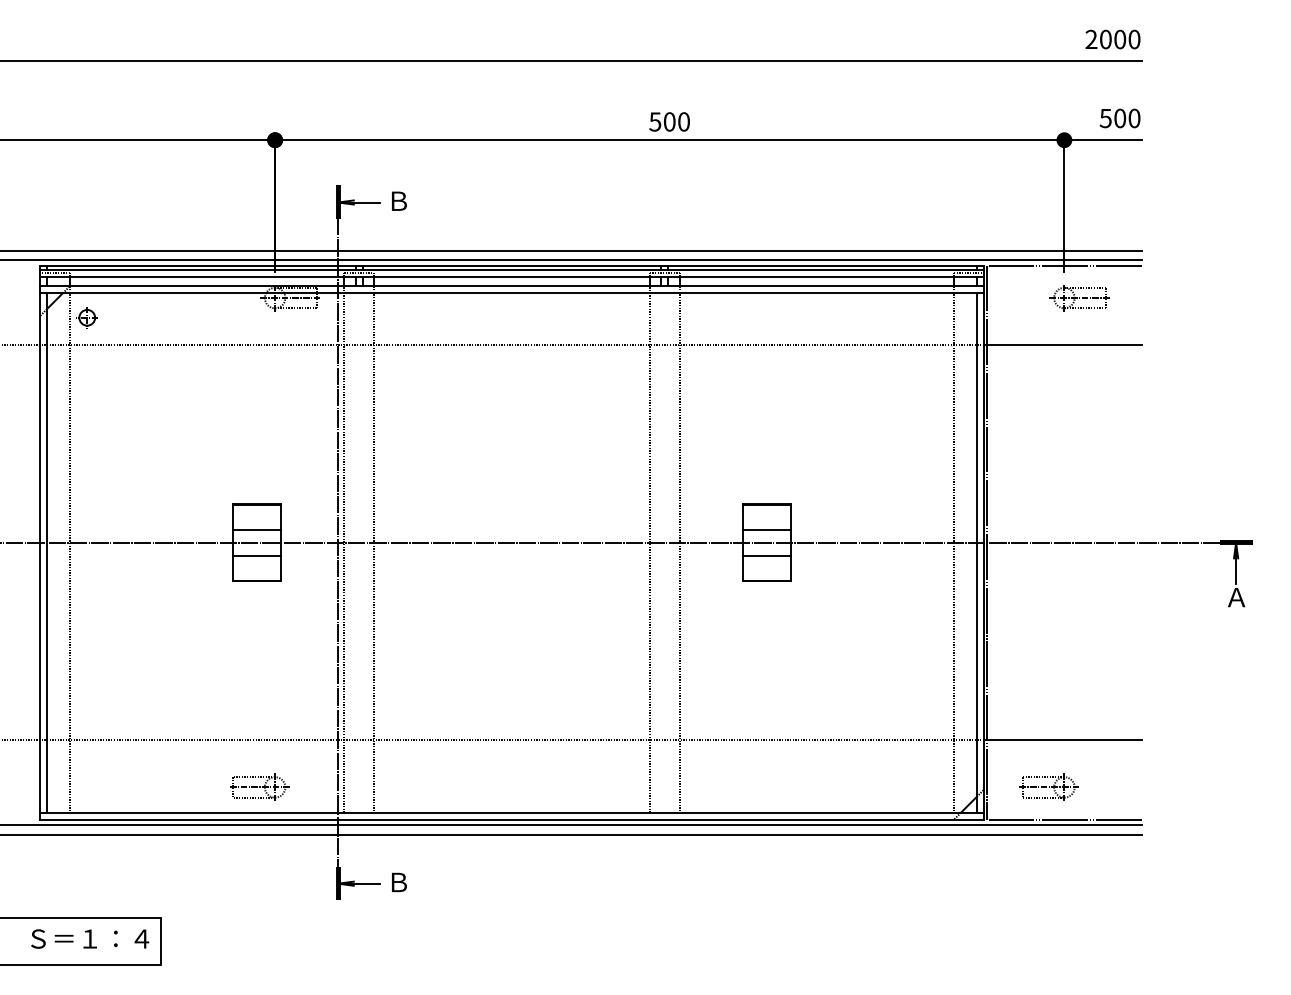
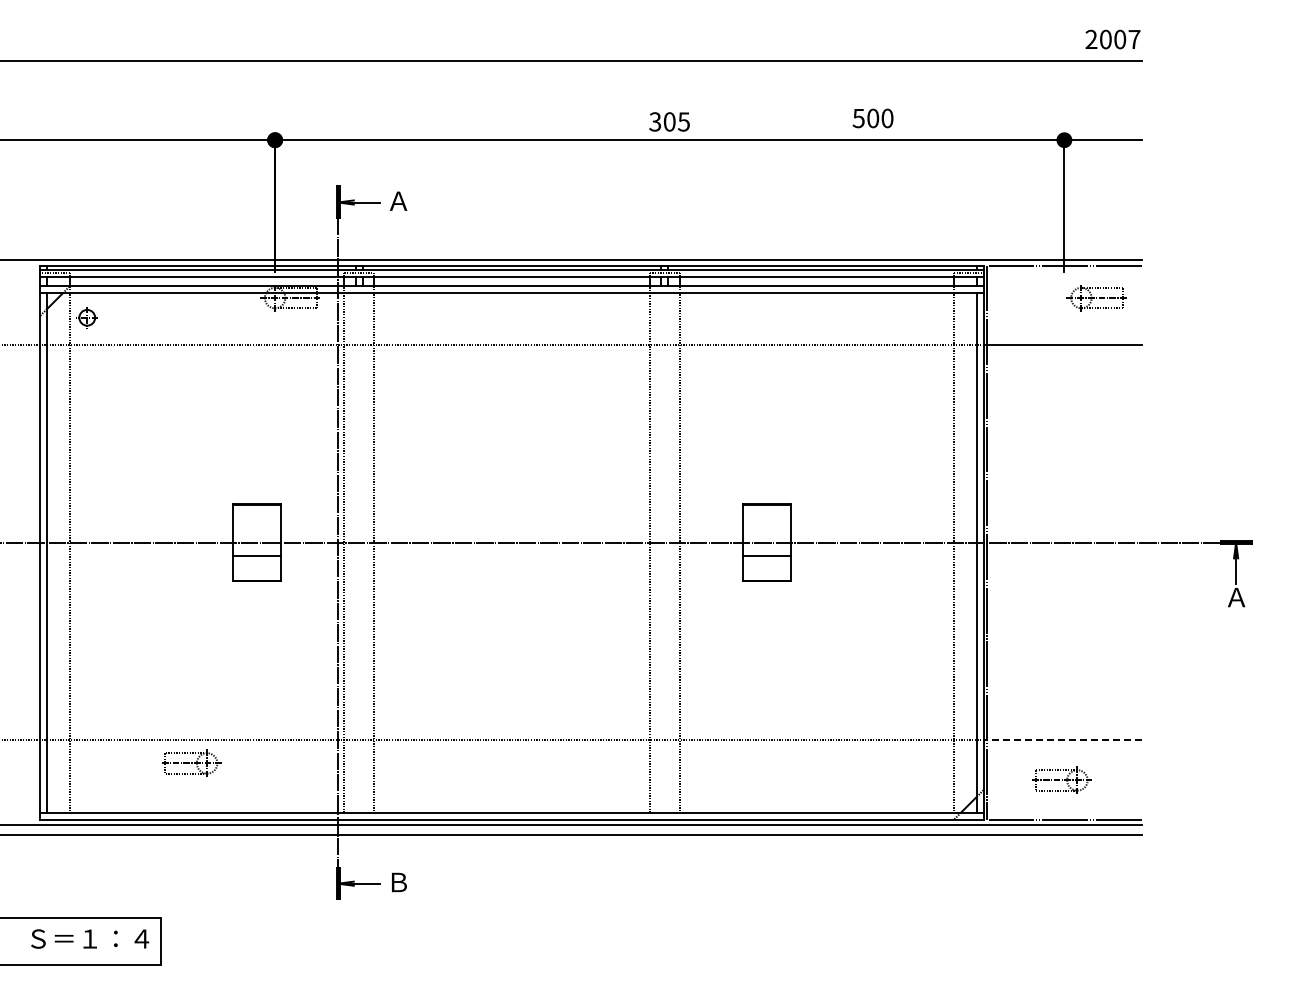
text: 2000 -> 2007 (1134, 39)
text position: (1119, 118) -> (872, 118) (872, 118)
text: 500 -> 305 (669, 121)
text: Ｂ -> Ａ (398, 200)
line: present -> none (571, 250)
part position: (1079, 298) -> (1096, 298) (1096, 298)
line: present -> none (256, 529)
line: present -> none (766, 529)
line: solid -> dashed (1062, 740)
part position: (259, 786) -> (191, 762) (191, 762)
part position: (1048, 786) -> (1061, 779) (1061, 779)
